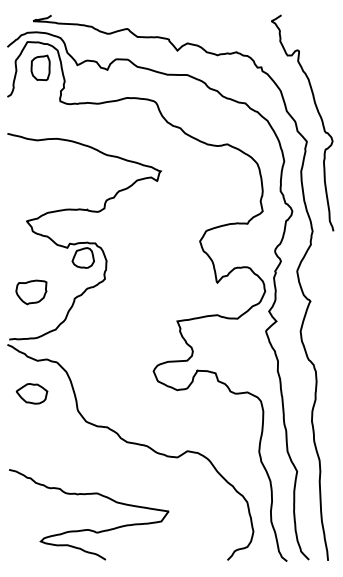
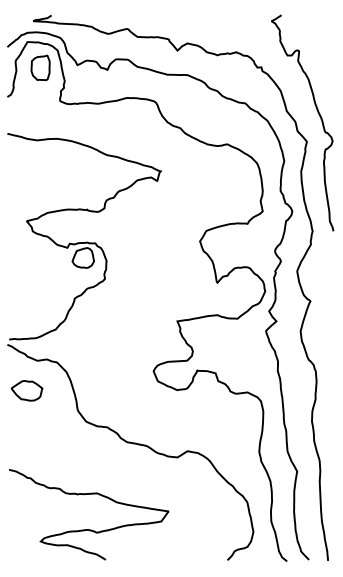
part: present -> none (31, 292)
part position: (31, 393) -> (26, 390) (26, 390)
